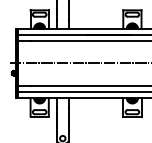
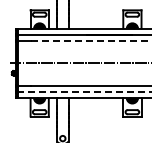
line: solid -> dashed (92, 41)
line: solid -> dashed (84, 91)
